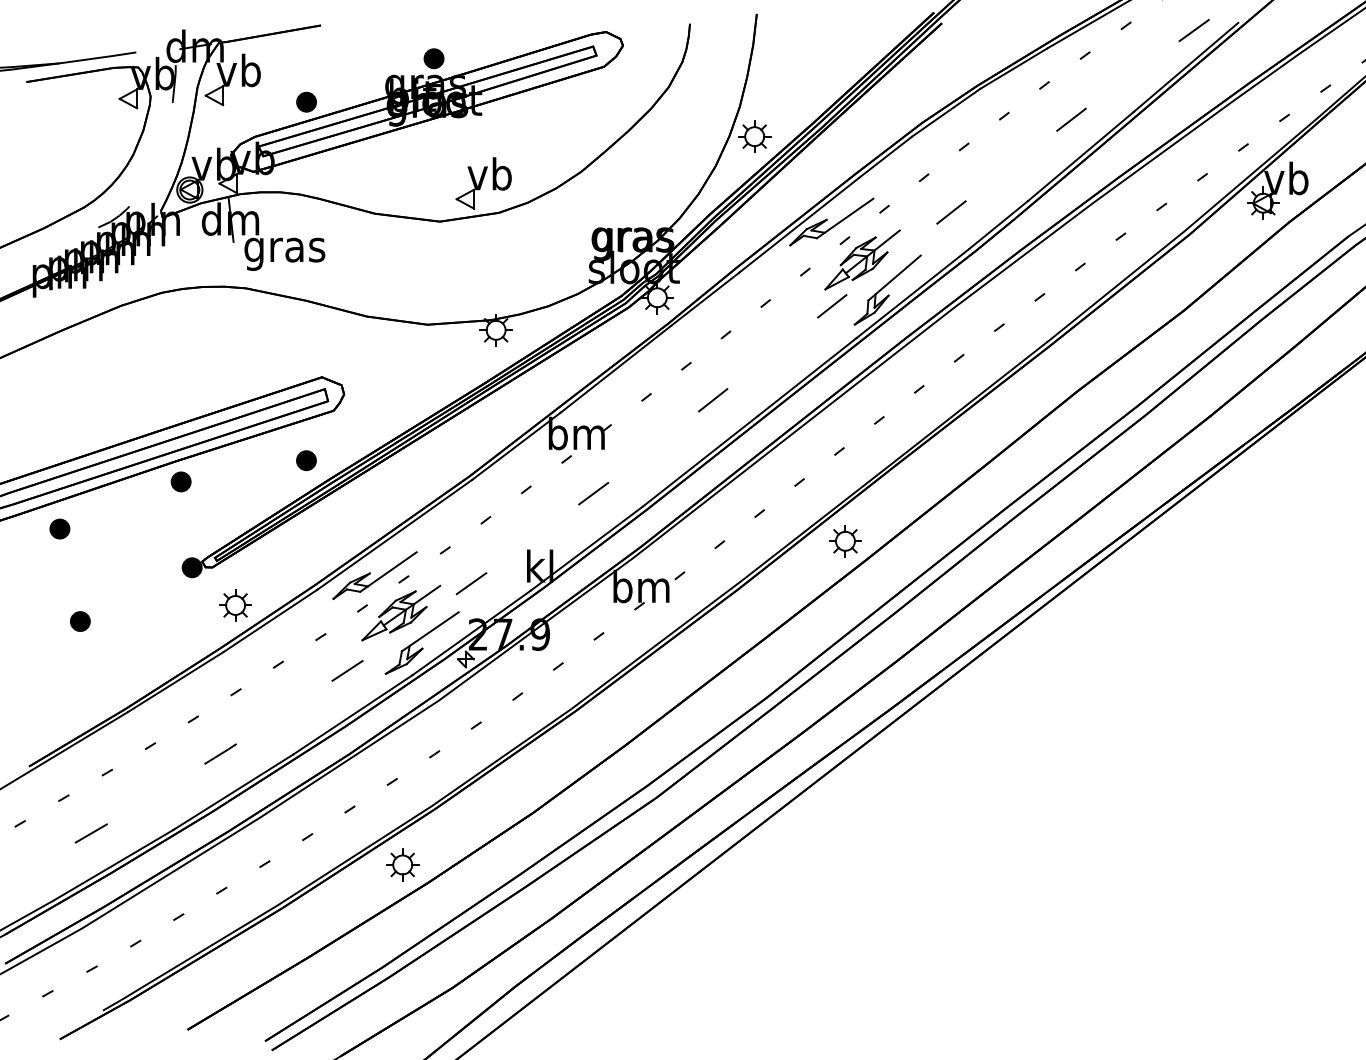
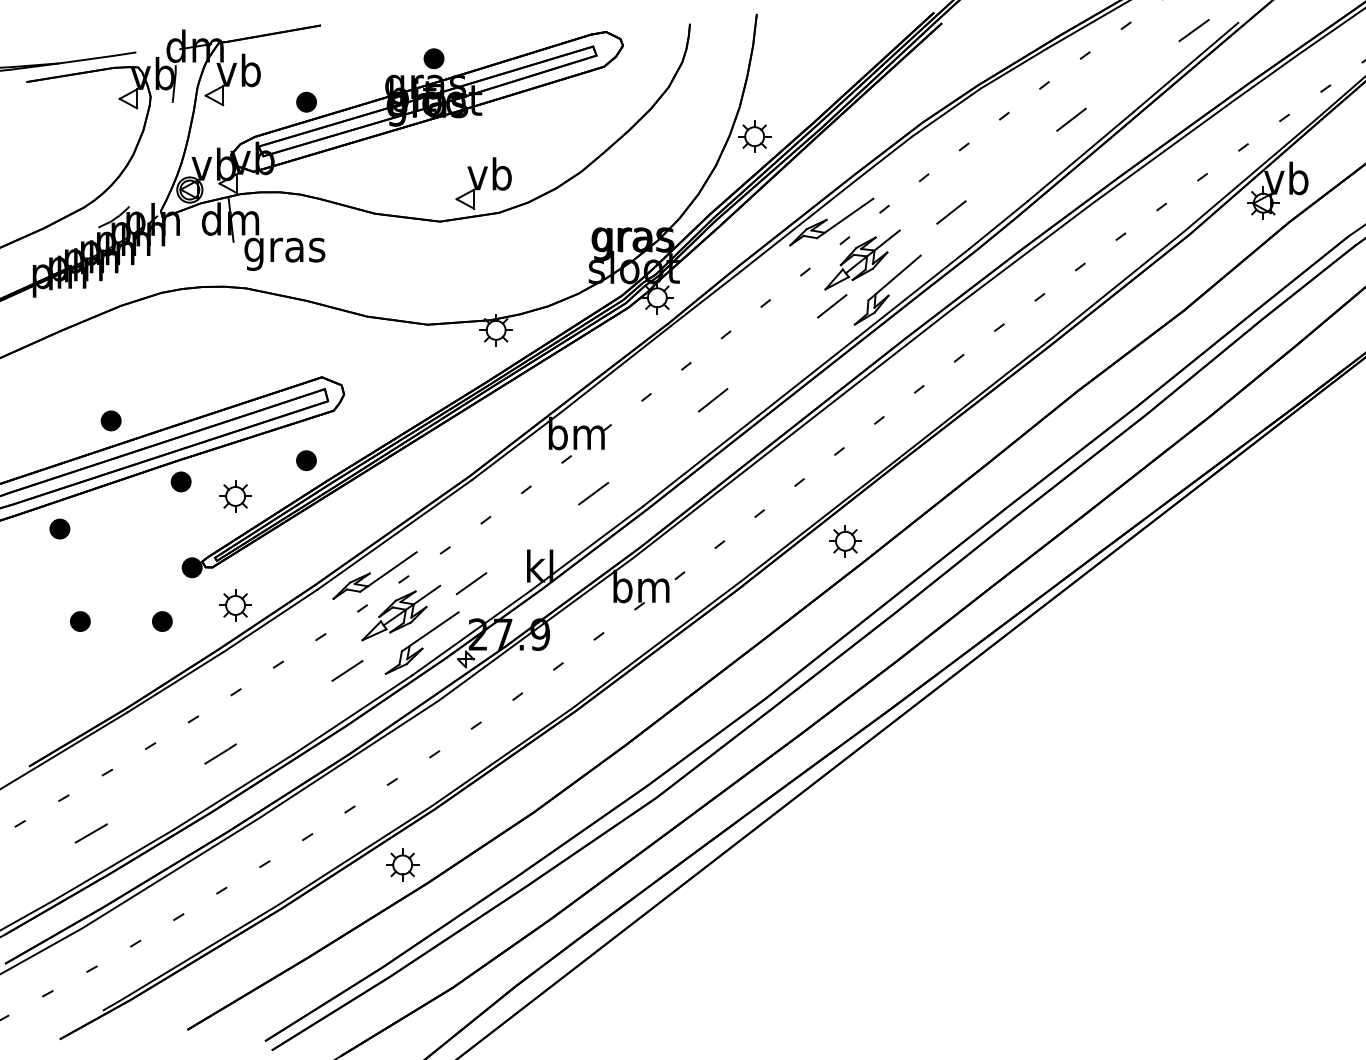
part: none -> present (110, 420)
part: none -> present (235, 496)
part: none -> present (162, 621)
